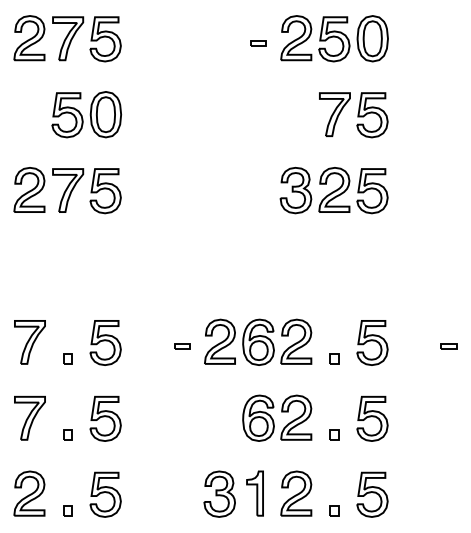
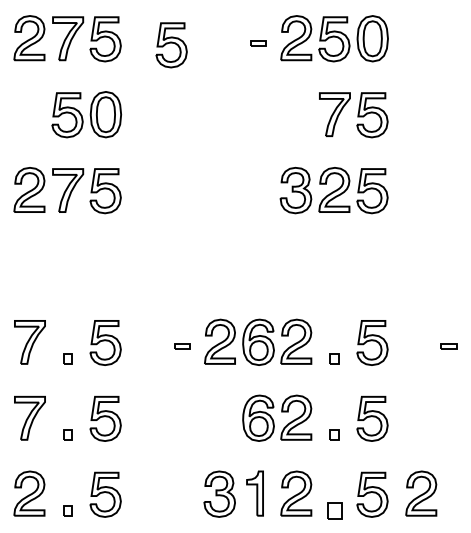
part: none -> present (171, 45)
part: none -> present (421, 493)
part size: 11x12 px -> 16x18 px (334, 510)
